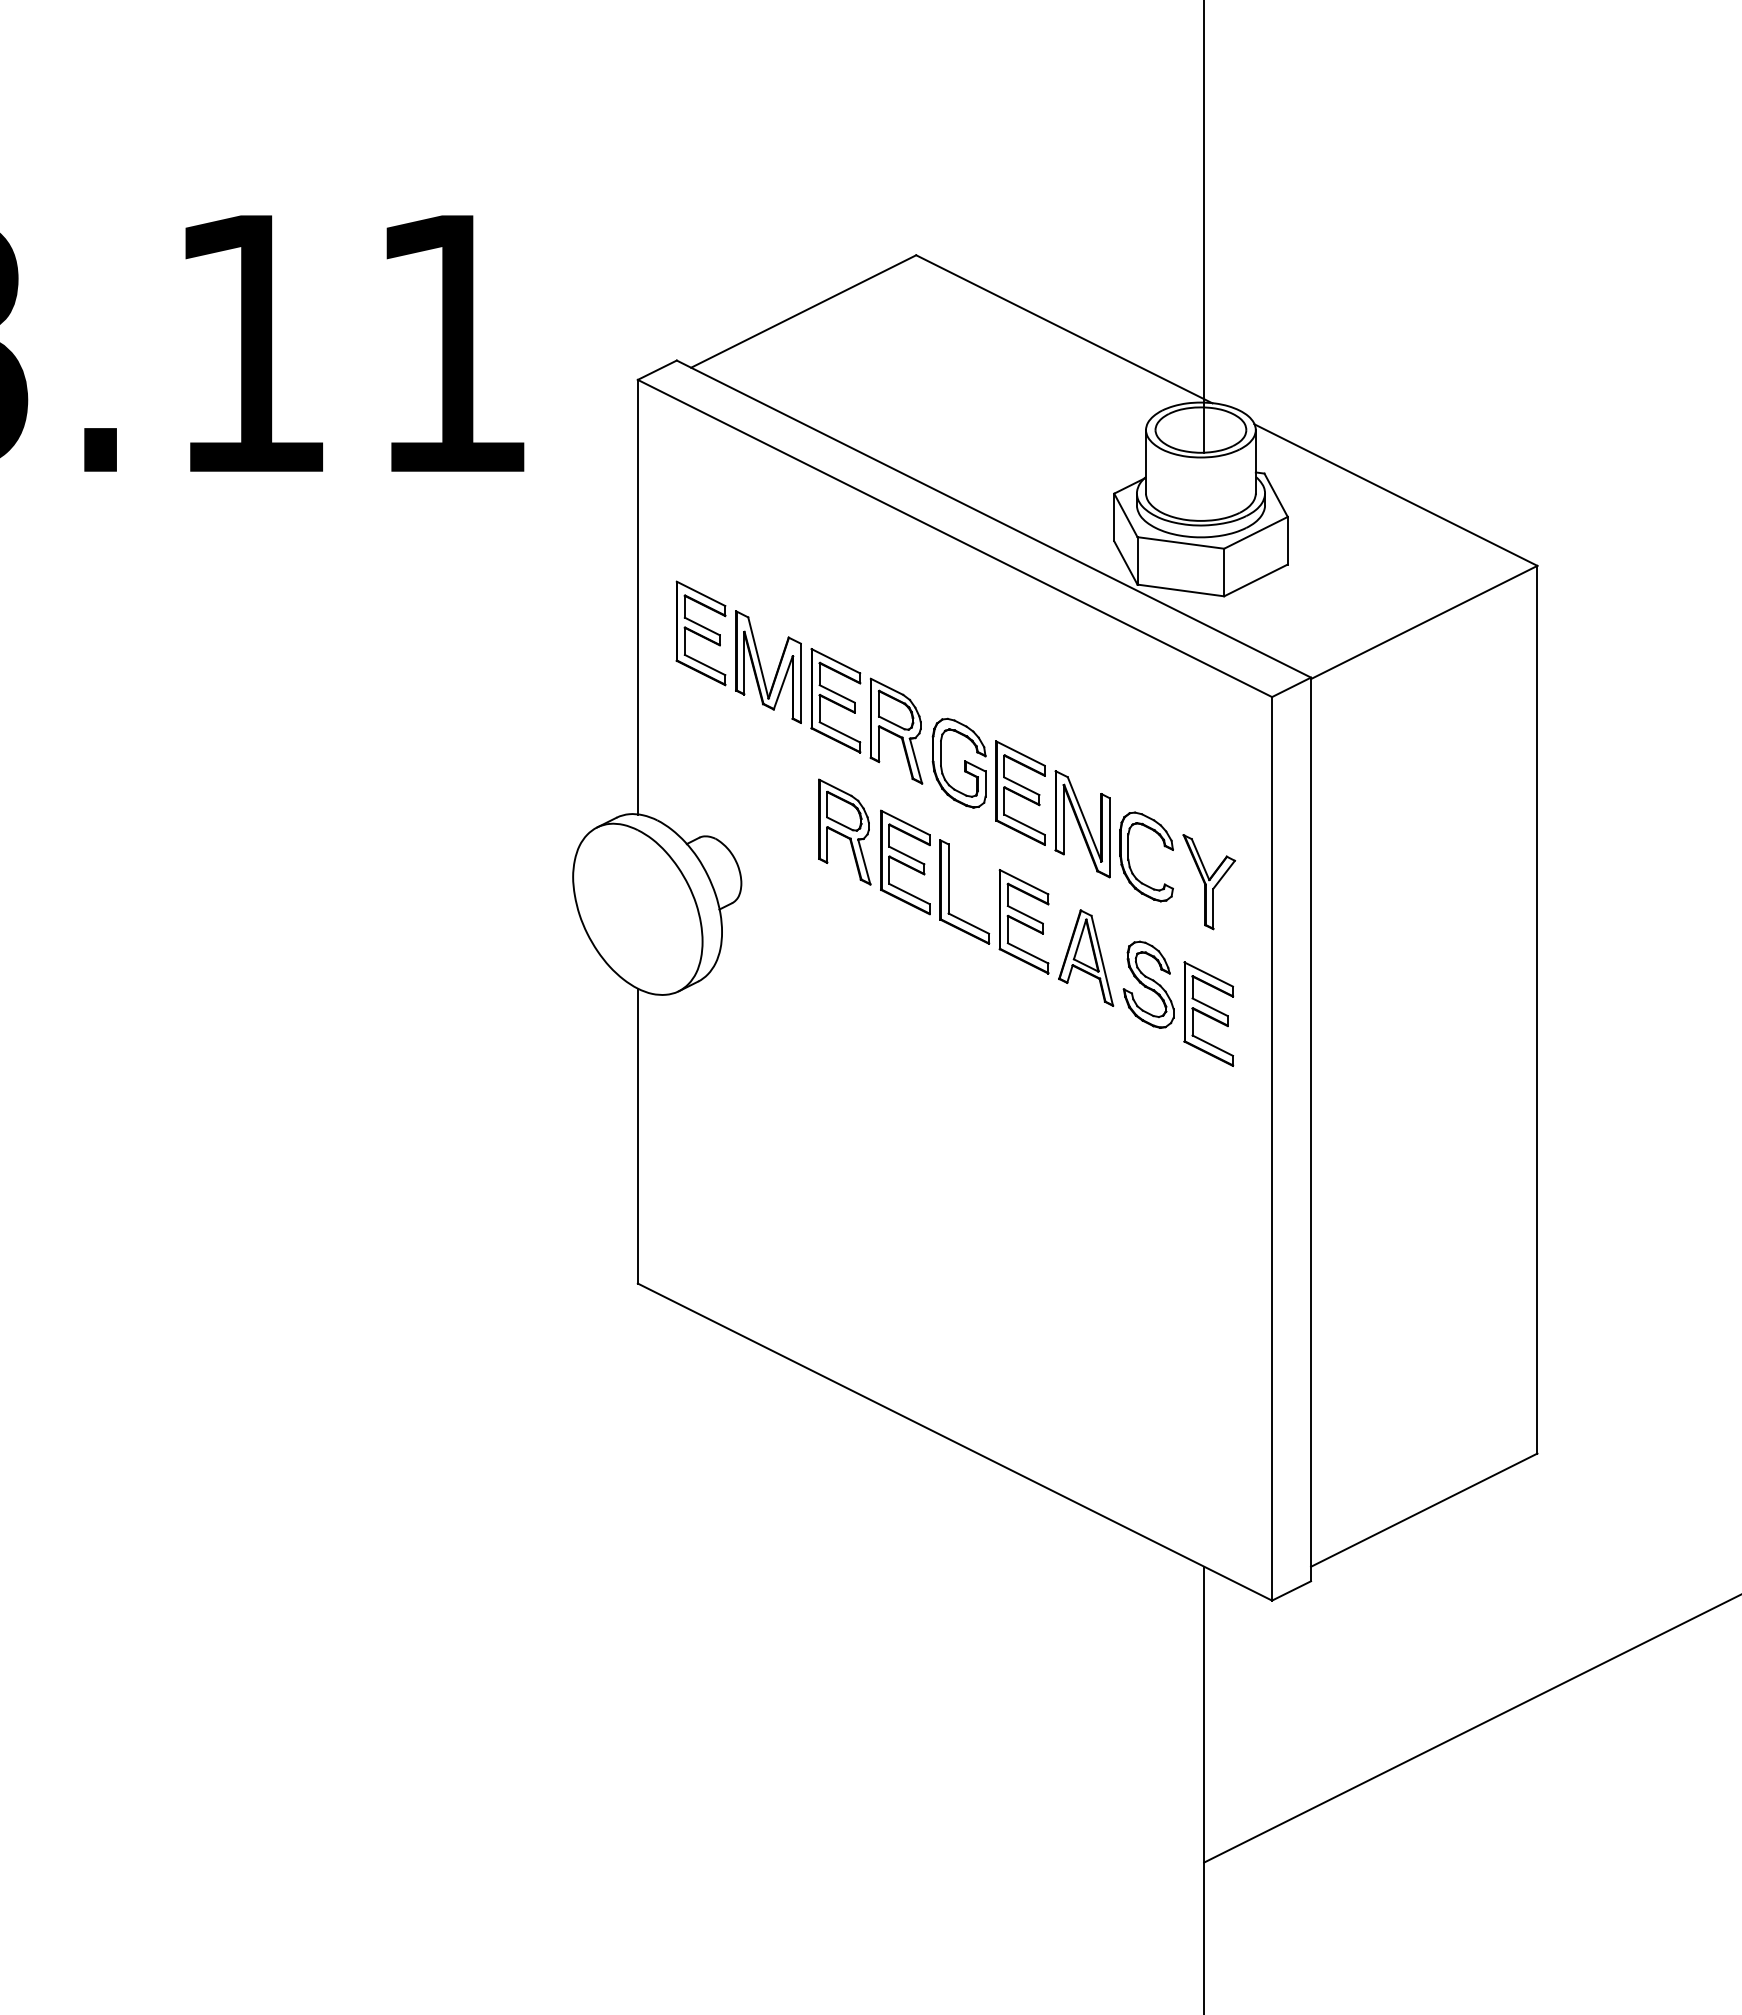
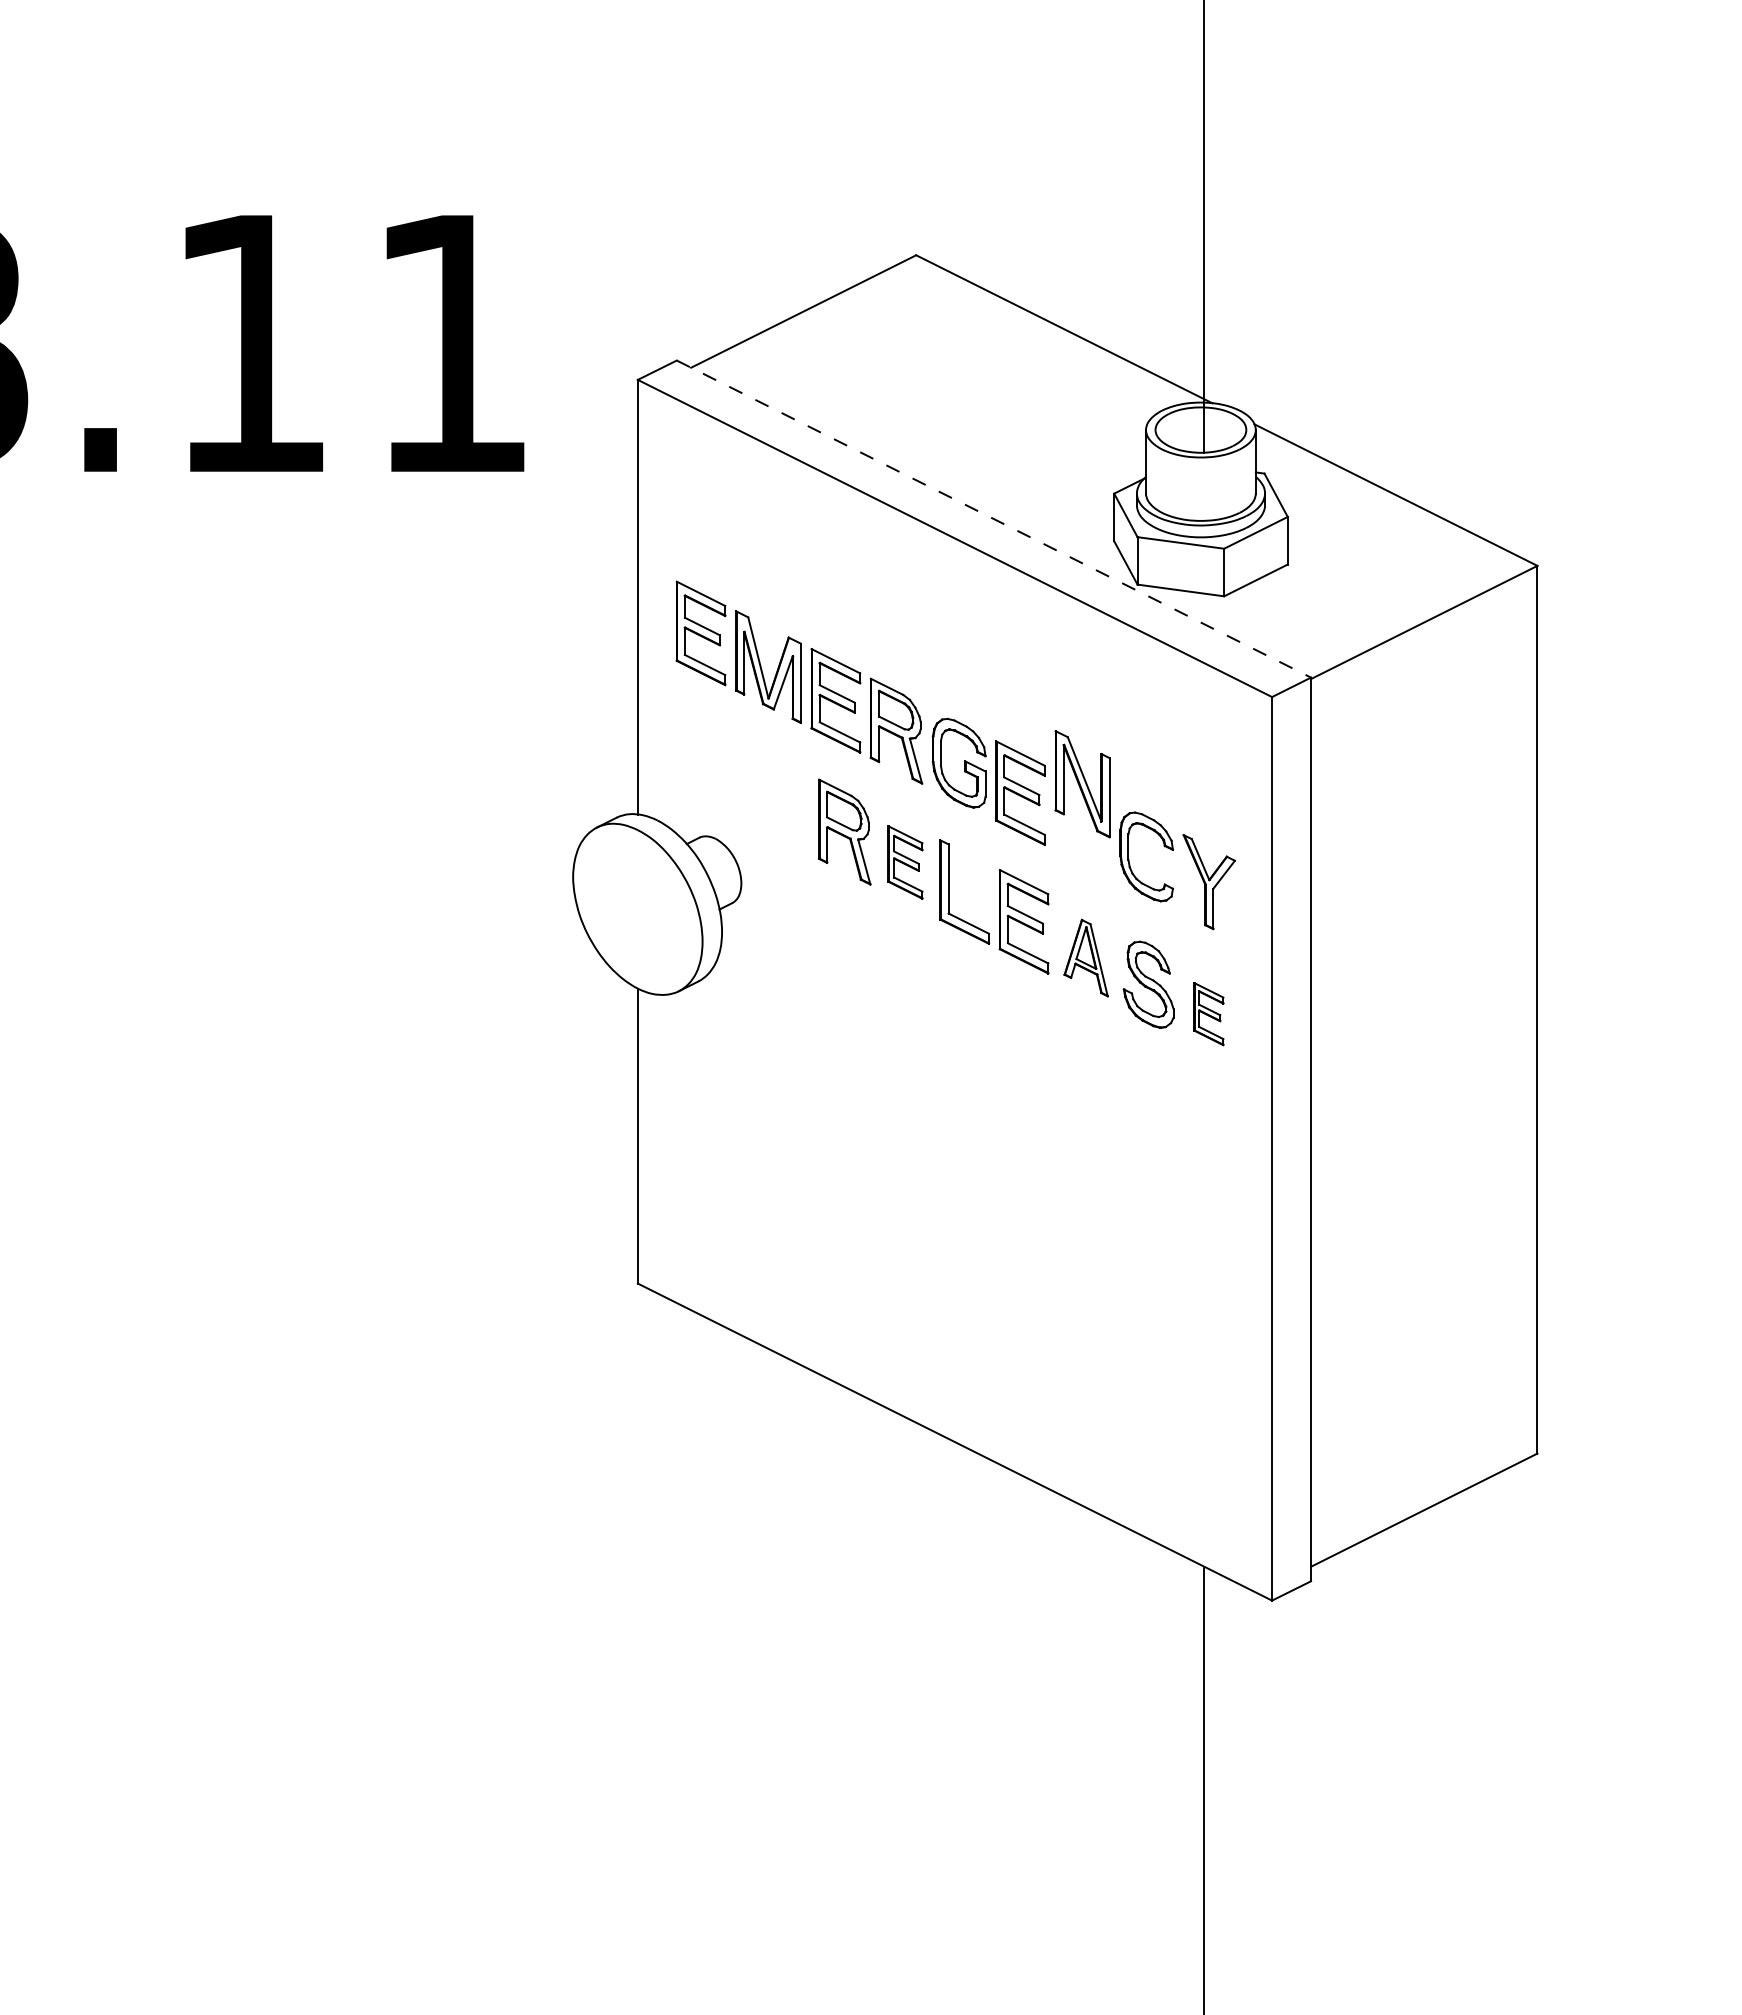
line: solid -> dashed (993, 519)
part position: (1082, 824) -> (1082, 784) (1082, 784)
part size: 51x107 px -> 37x75 px (905, 862)
part size: 57x98 px -> 46x80 px (1085, 957)
part size: 52x106 px -> 32x65 px (1208, 1014)
line: present -> none (1471, 1728)
